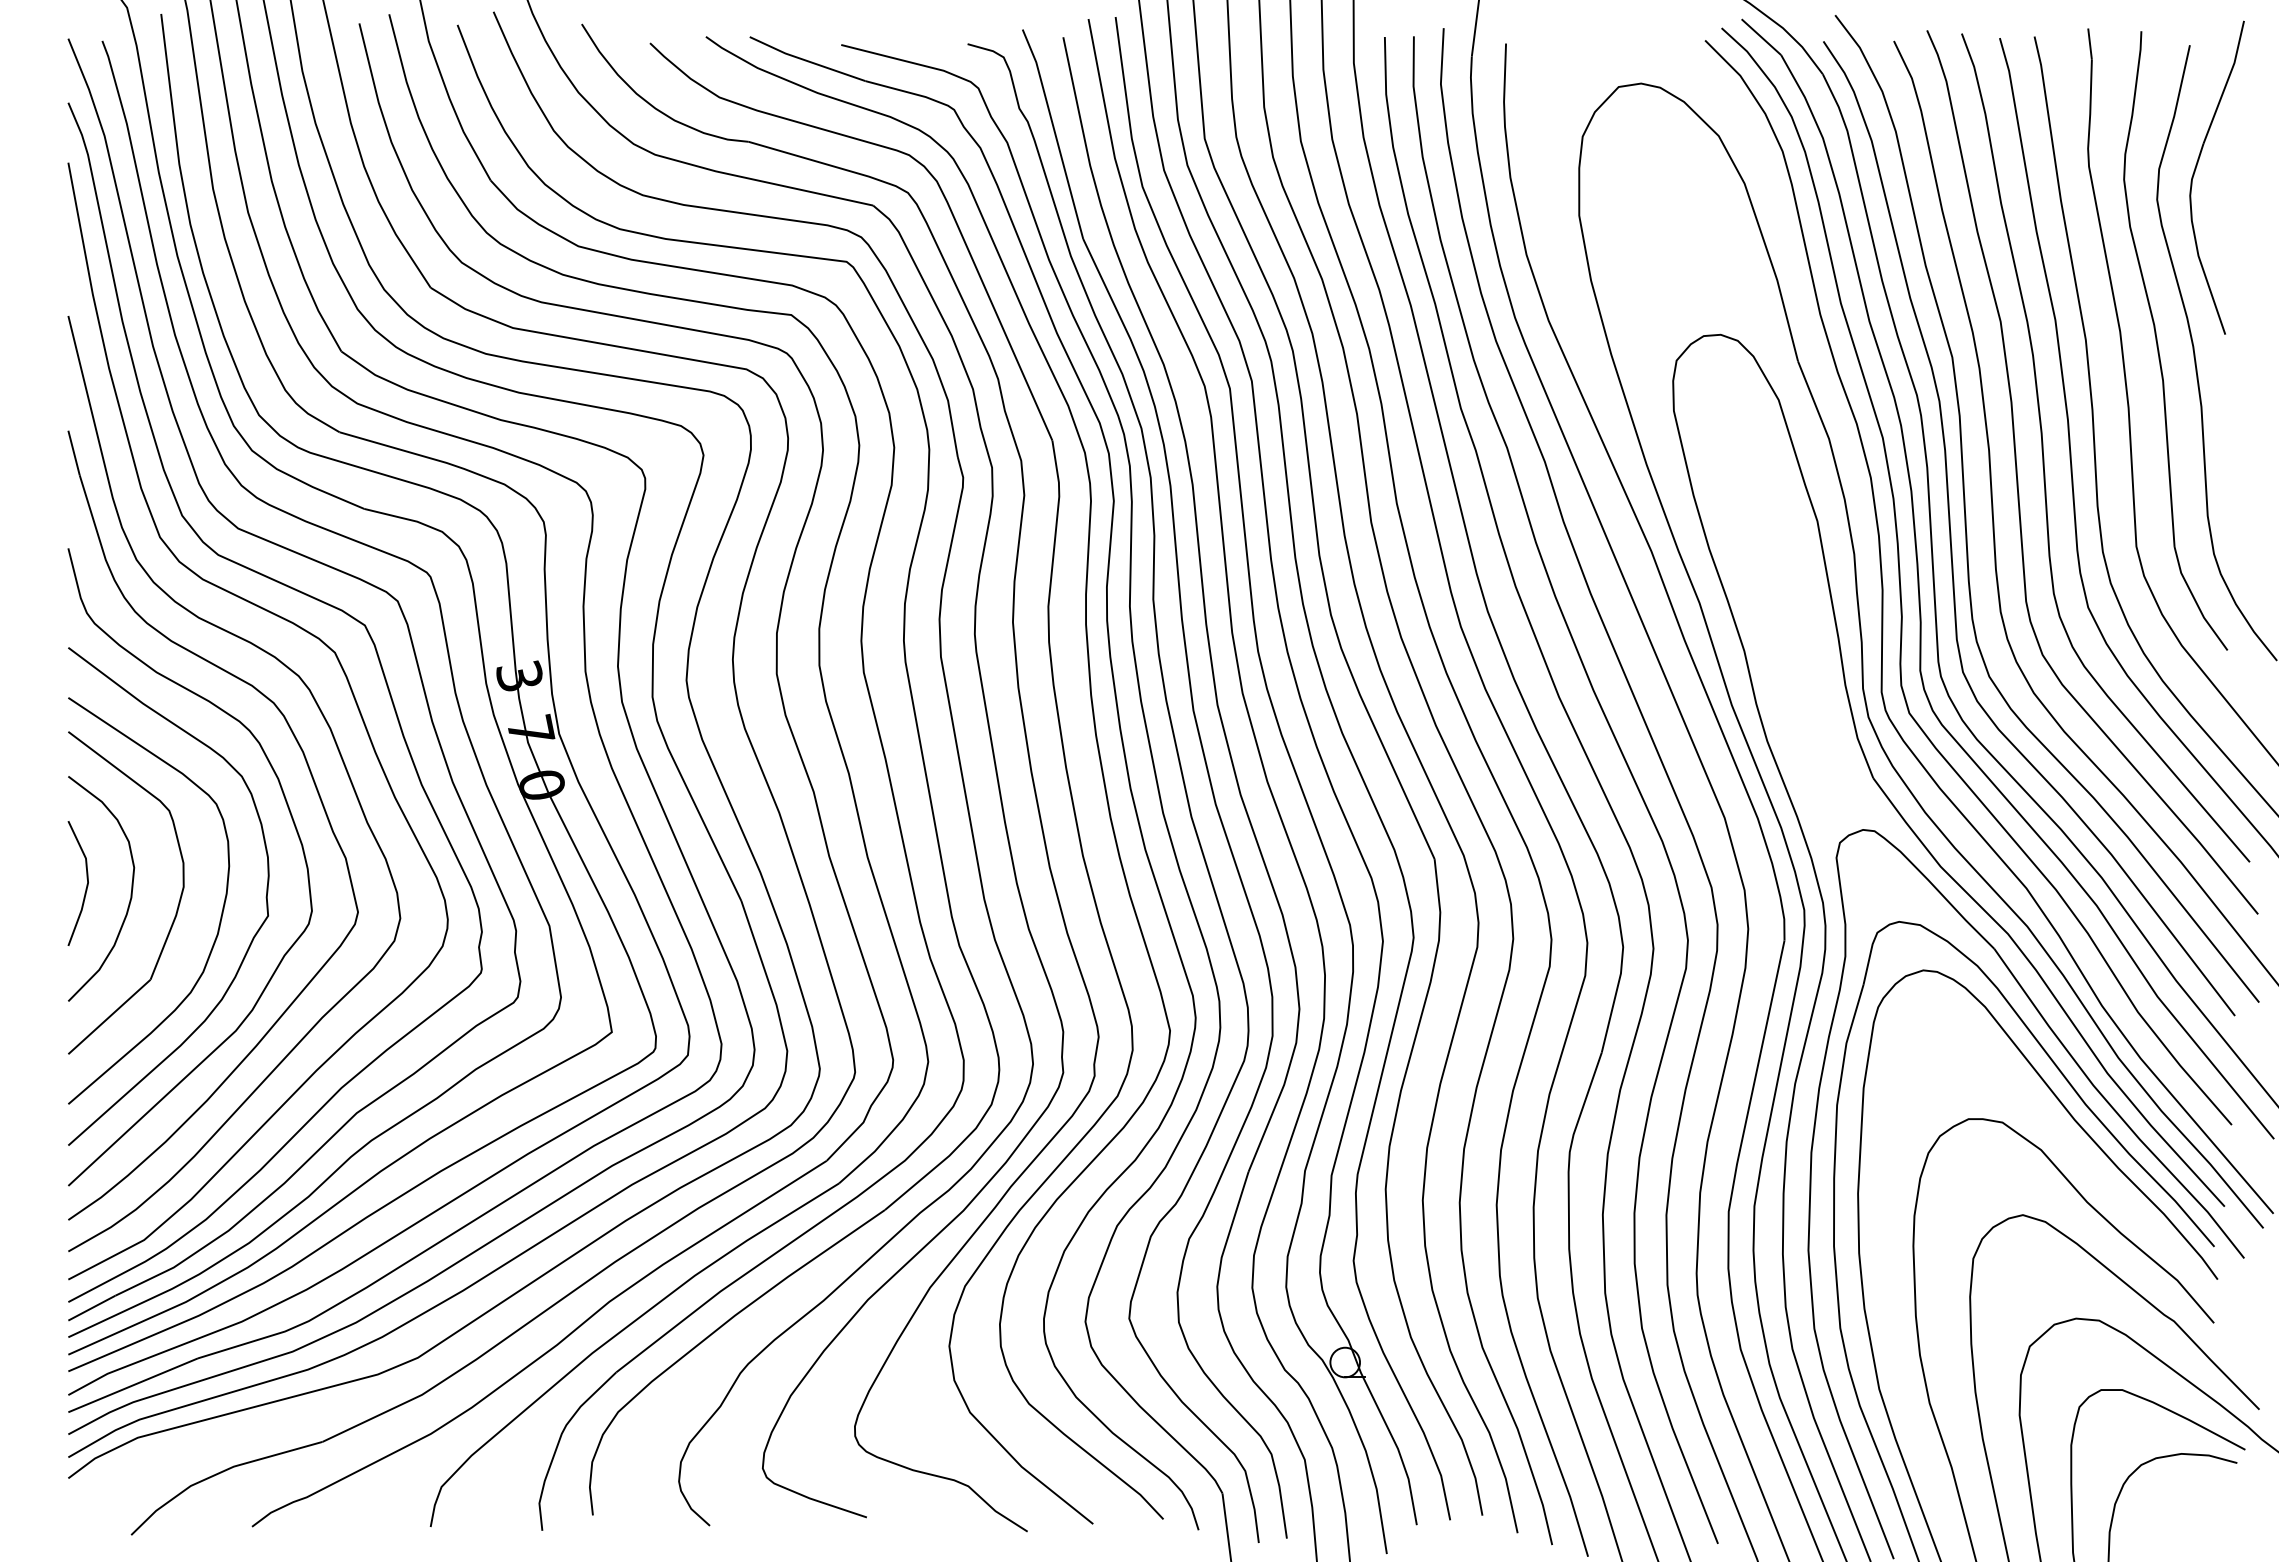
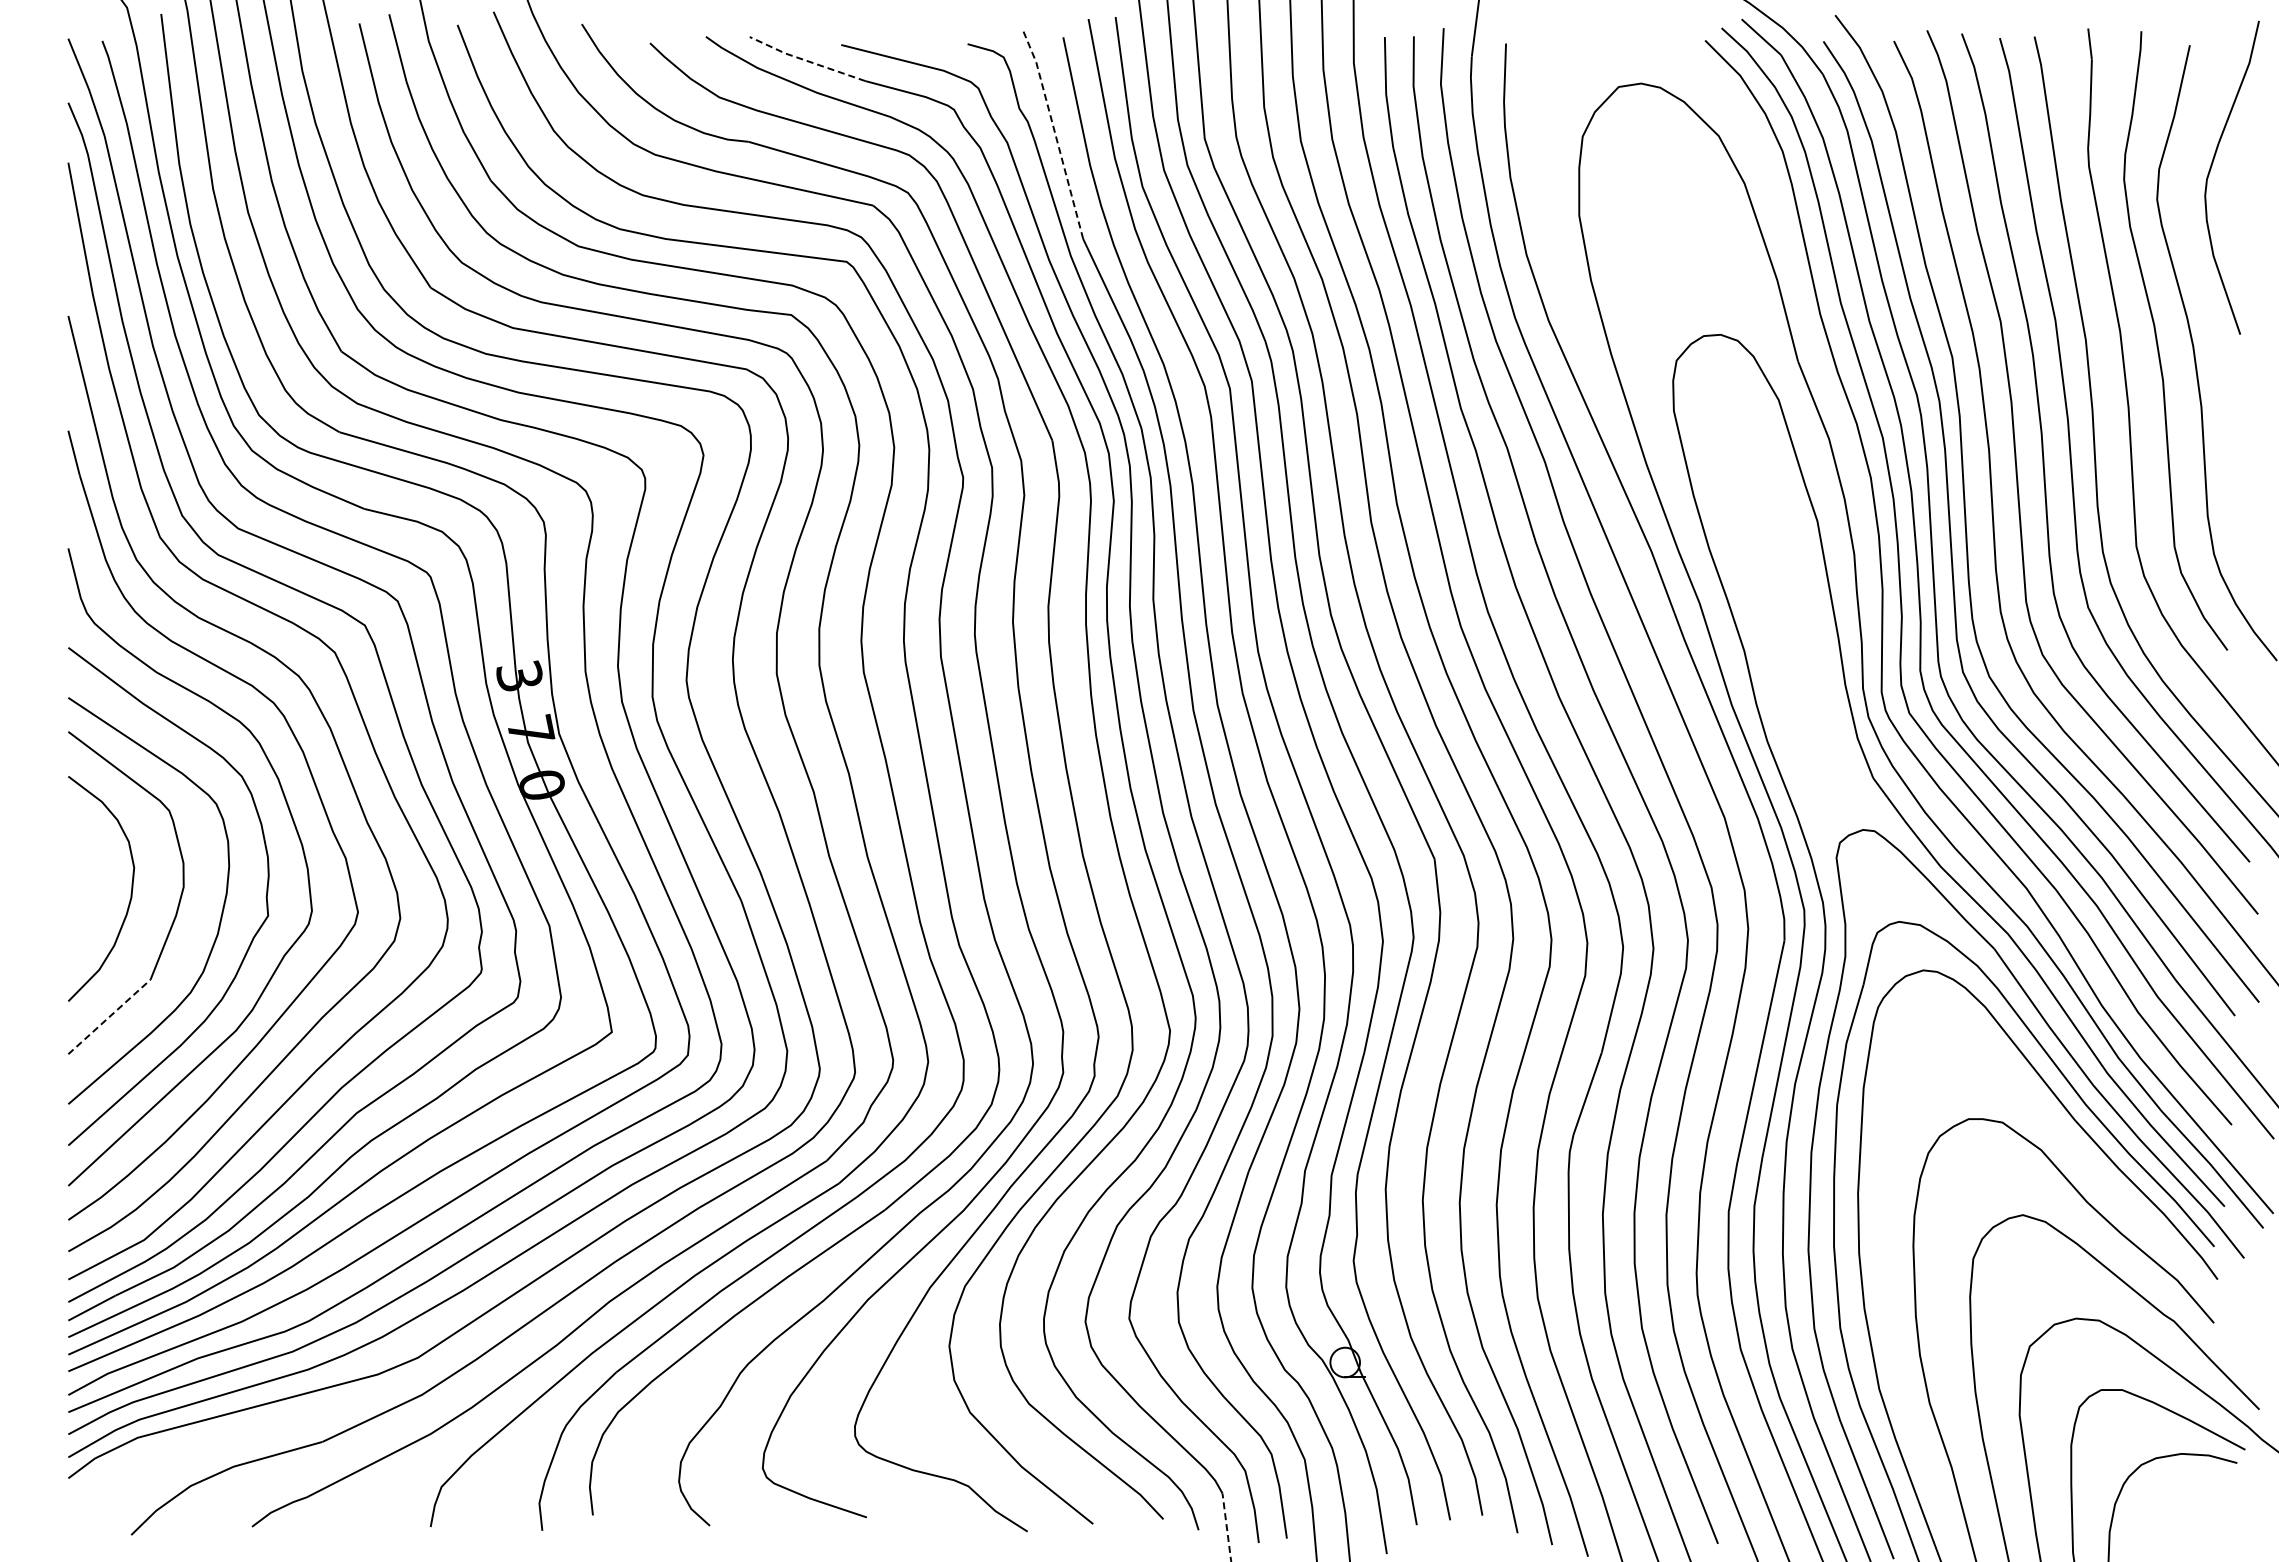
line: solid -> dashed (806, 60)
line: solid -> dashed (1055, 132)
part position: (2196, 169) -> (2211, 169) (2211, 169)
line: present -> none (86, 884)
line: solid -> dashed (109, 1016)
line: solid -> dashed (1226, 1527)
